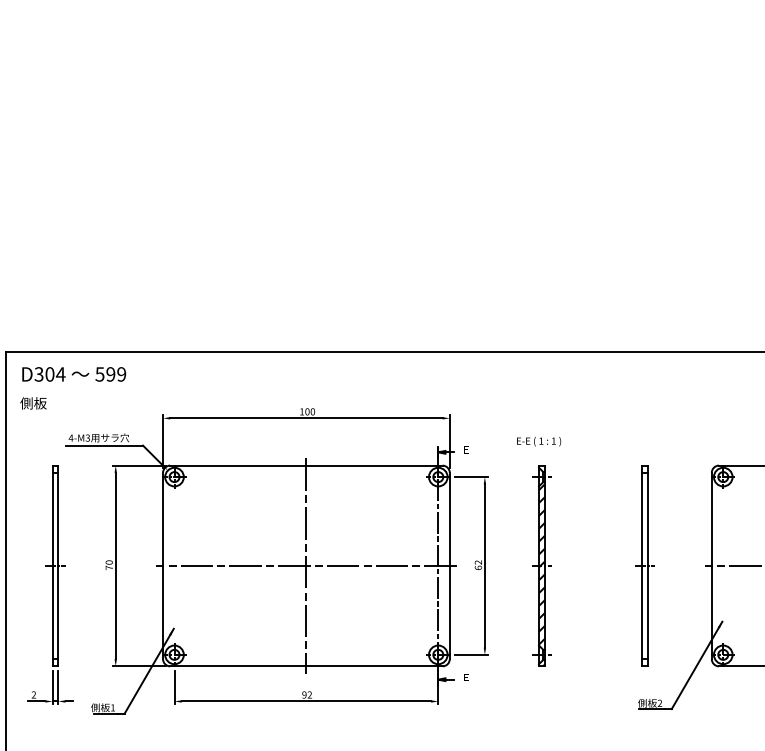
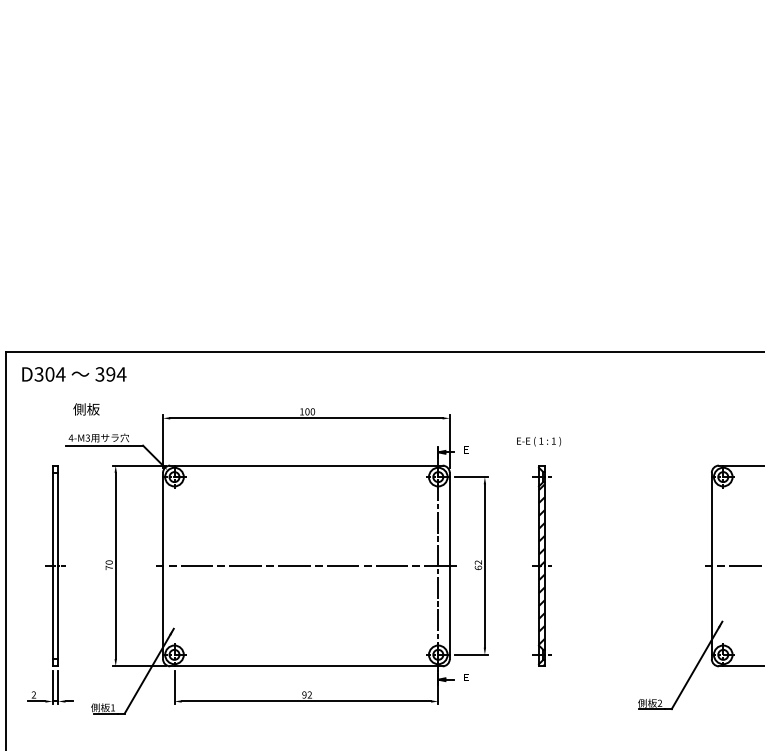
text: 599 -> 394 (111, 374)
text position: (33, 403) -> (86, 409) (86, 409)
line: present -> none (306, 565)
part: present -> none (644, 565)
